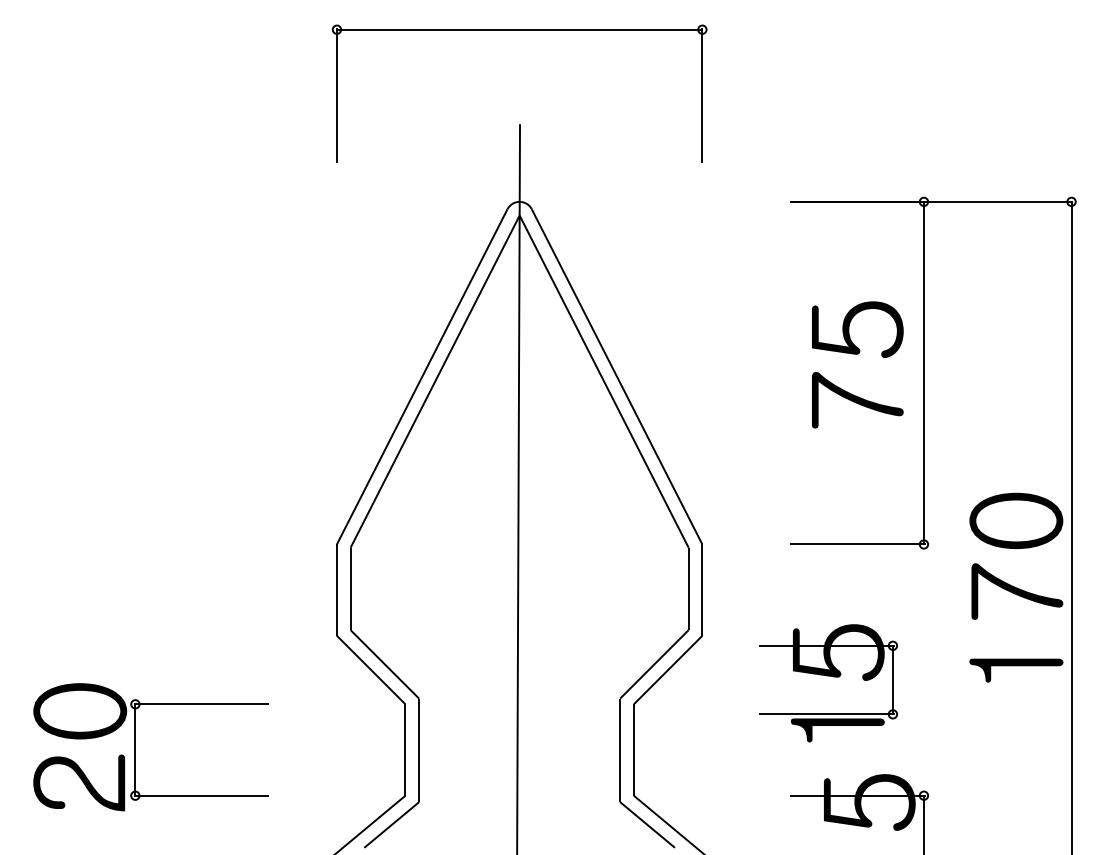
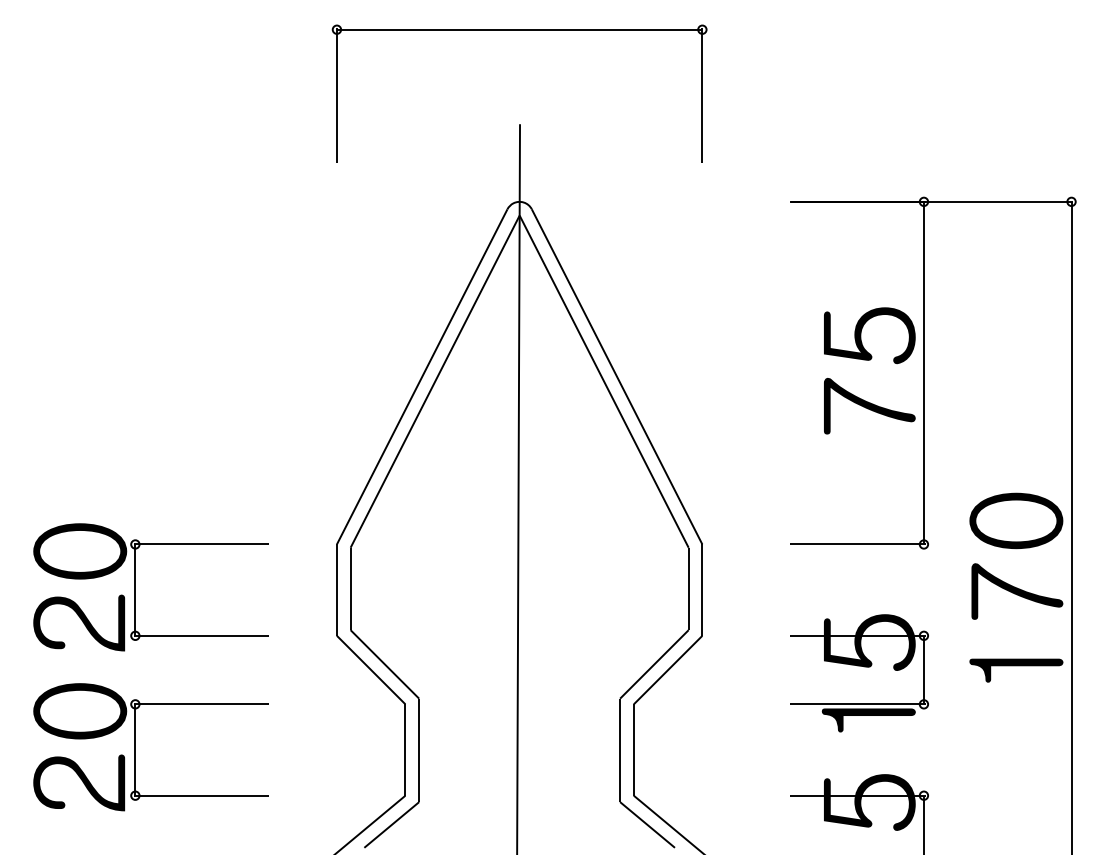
text position: (857, 364) -> (869, 370) (869, 370)
part: none -> present (135, 587)
part position: (828, 676) -> (859, 666) (859, 666)
